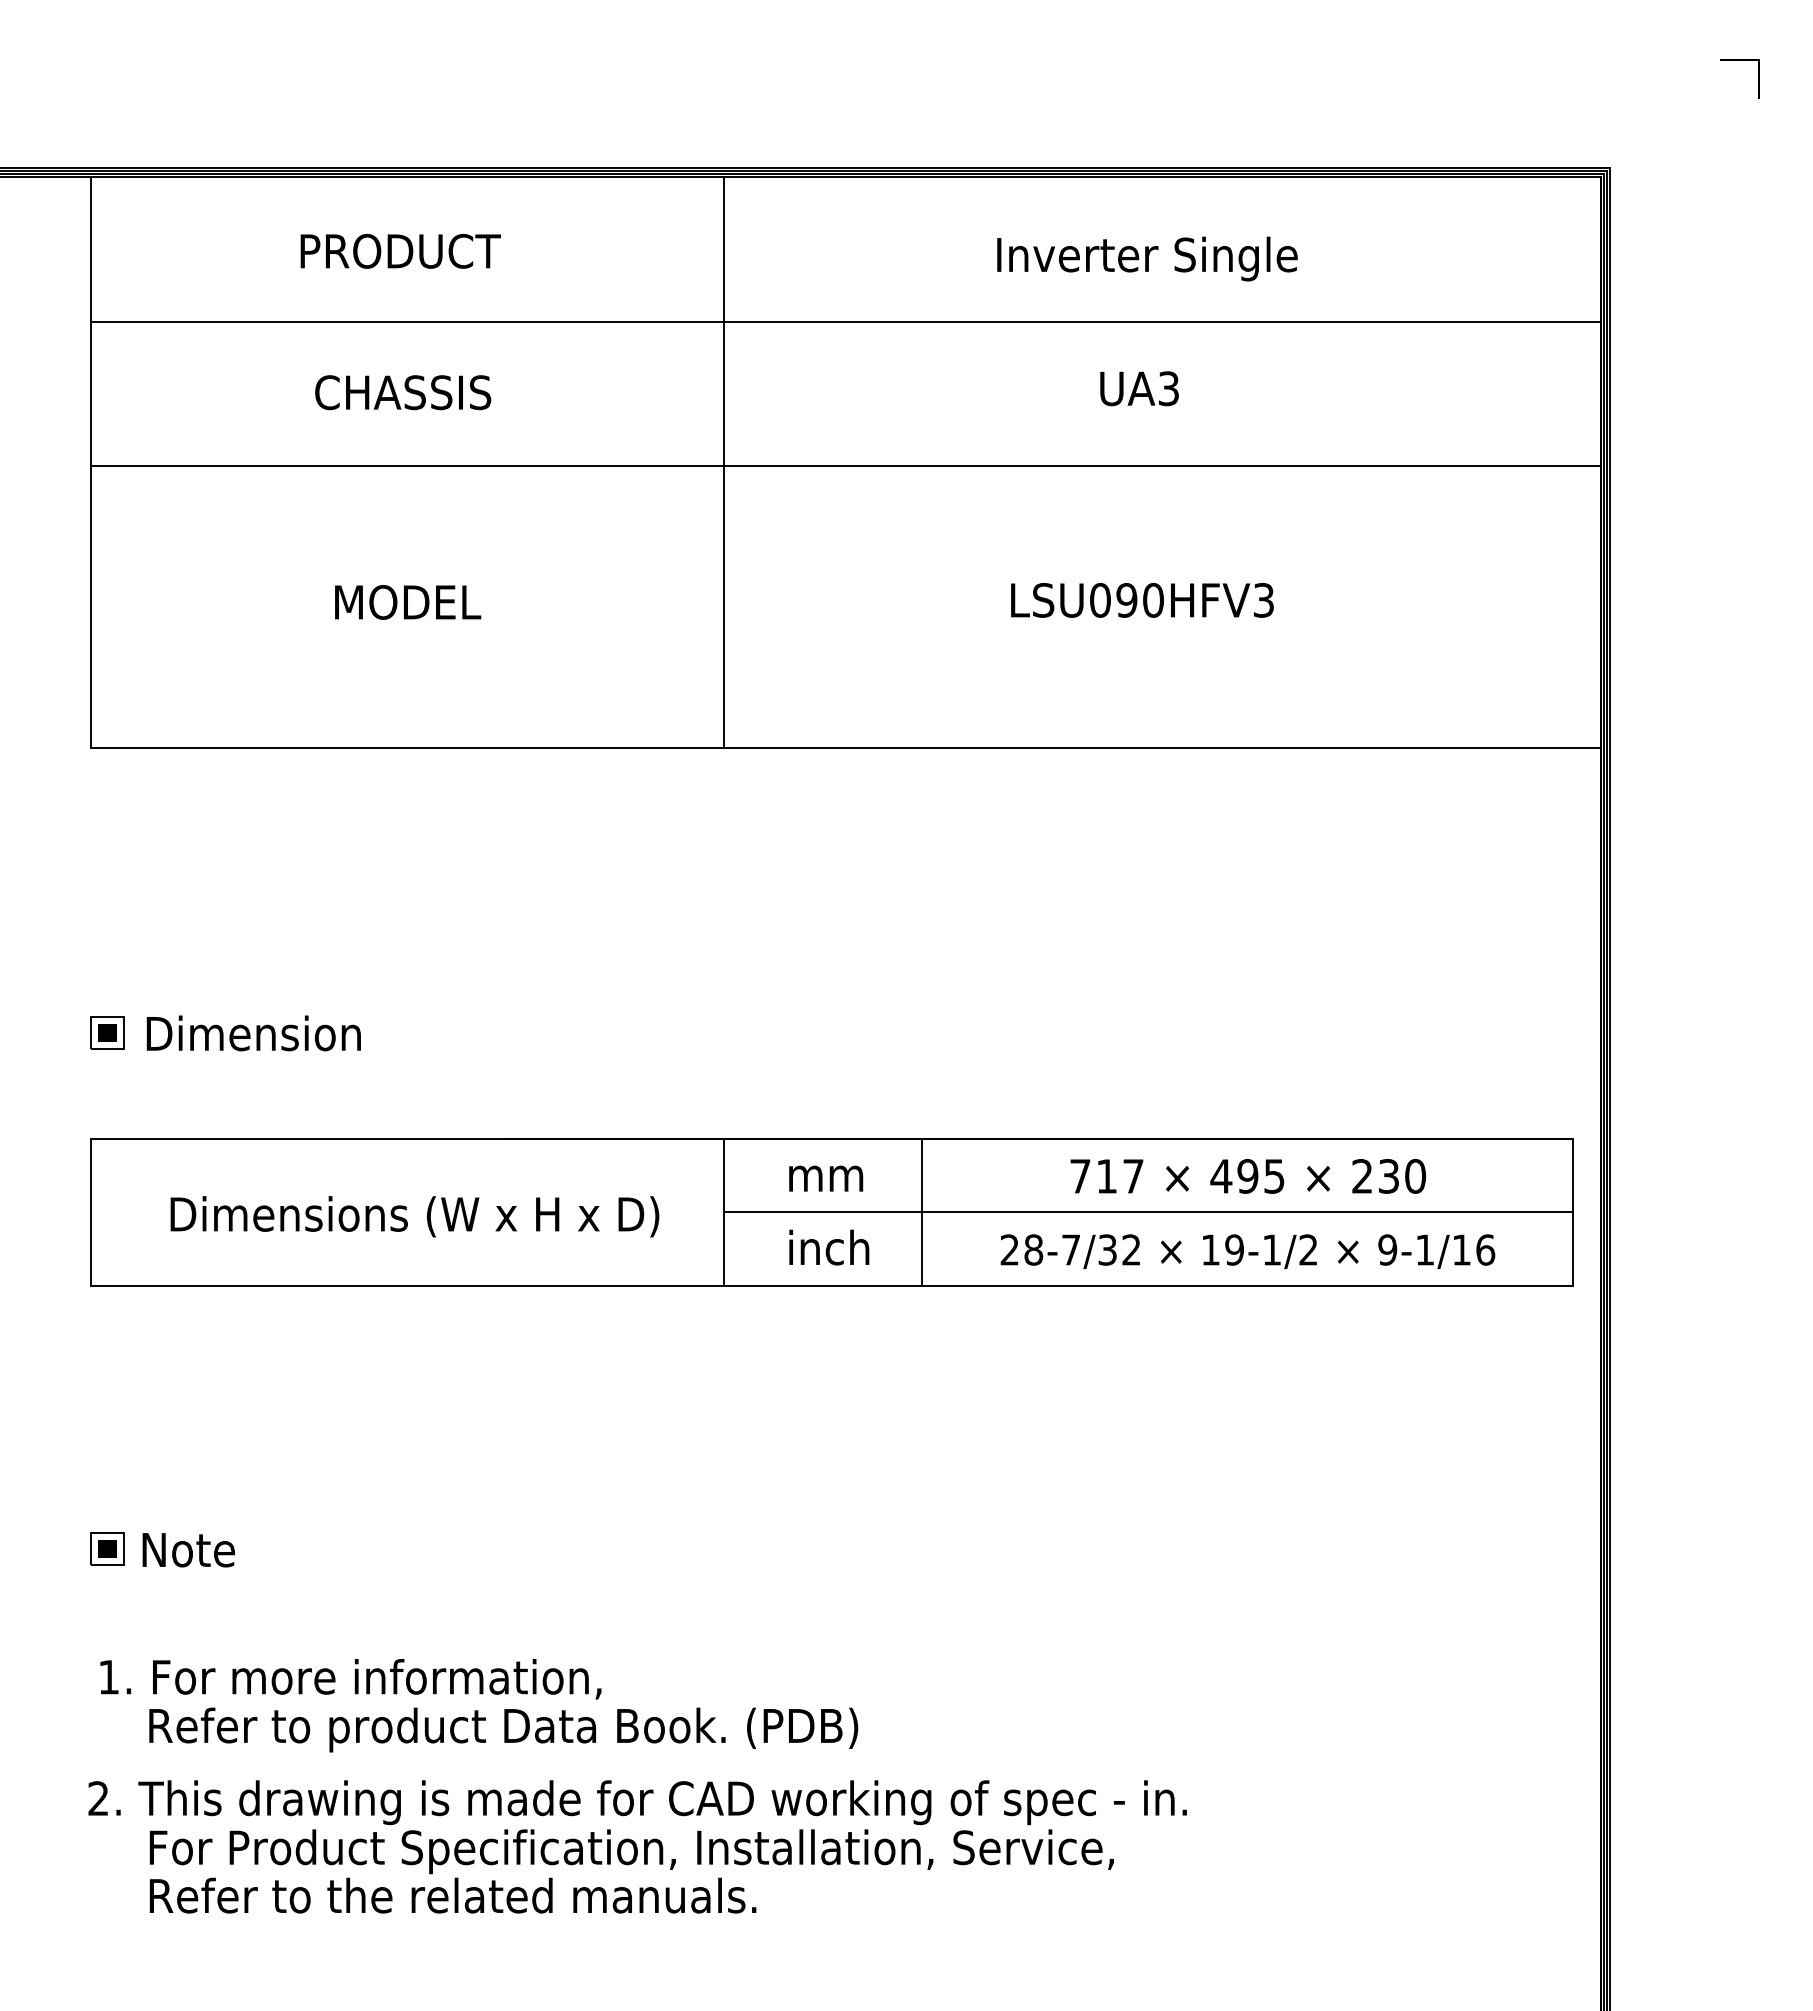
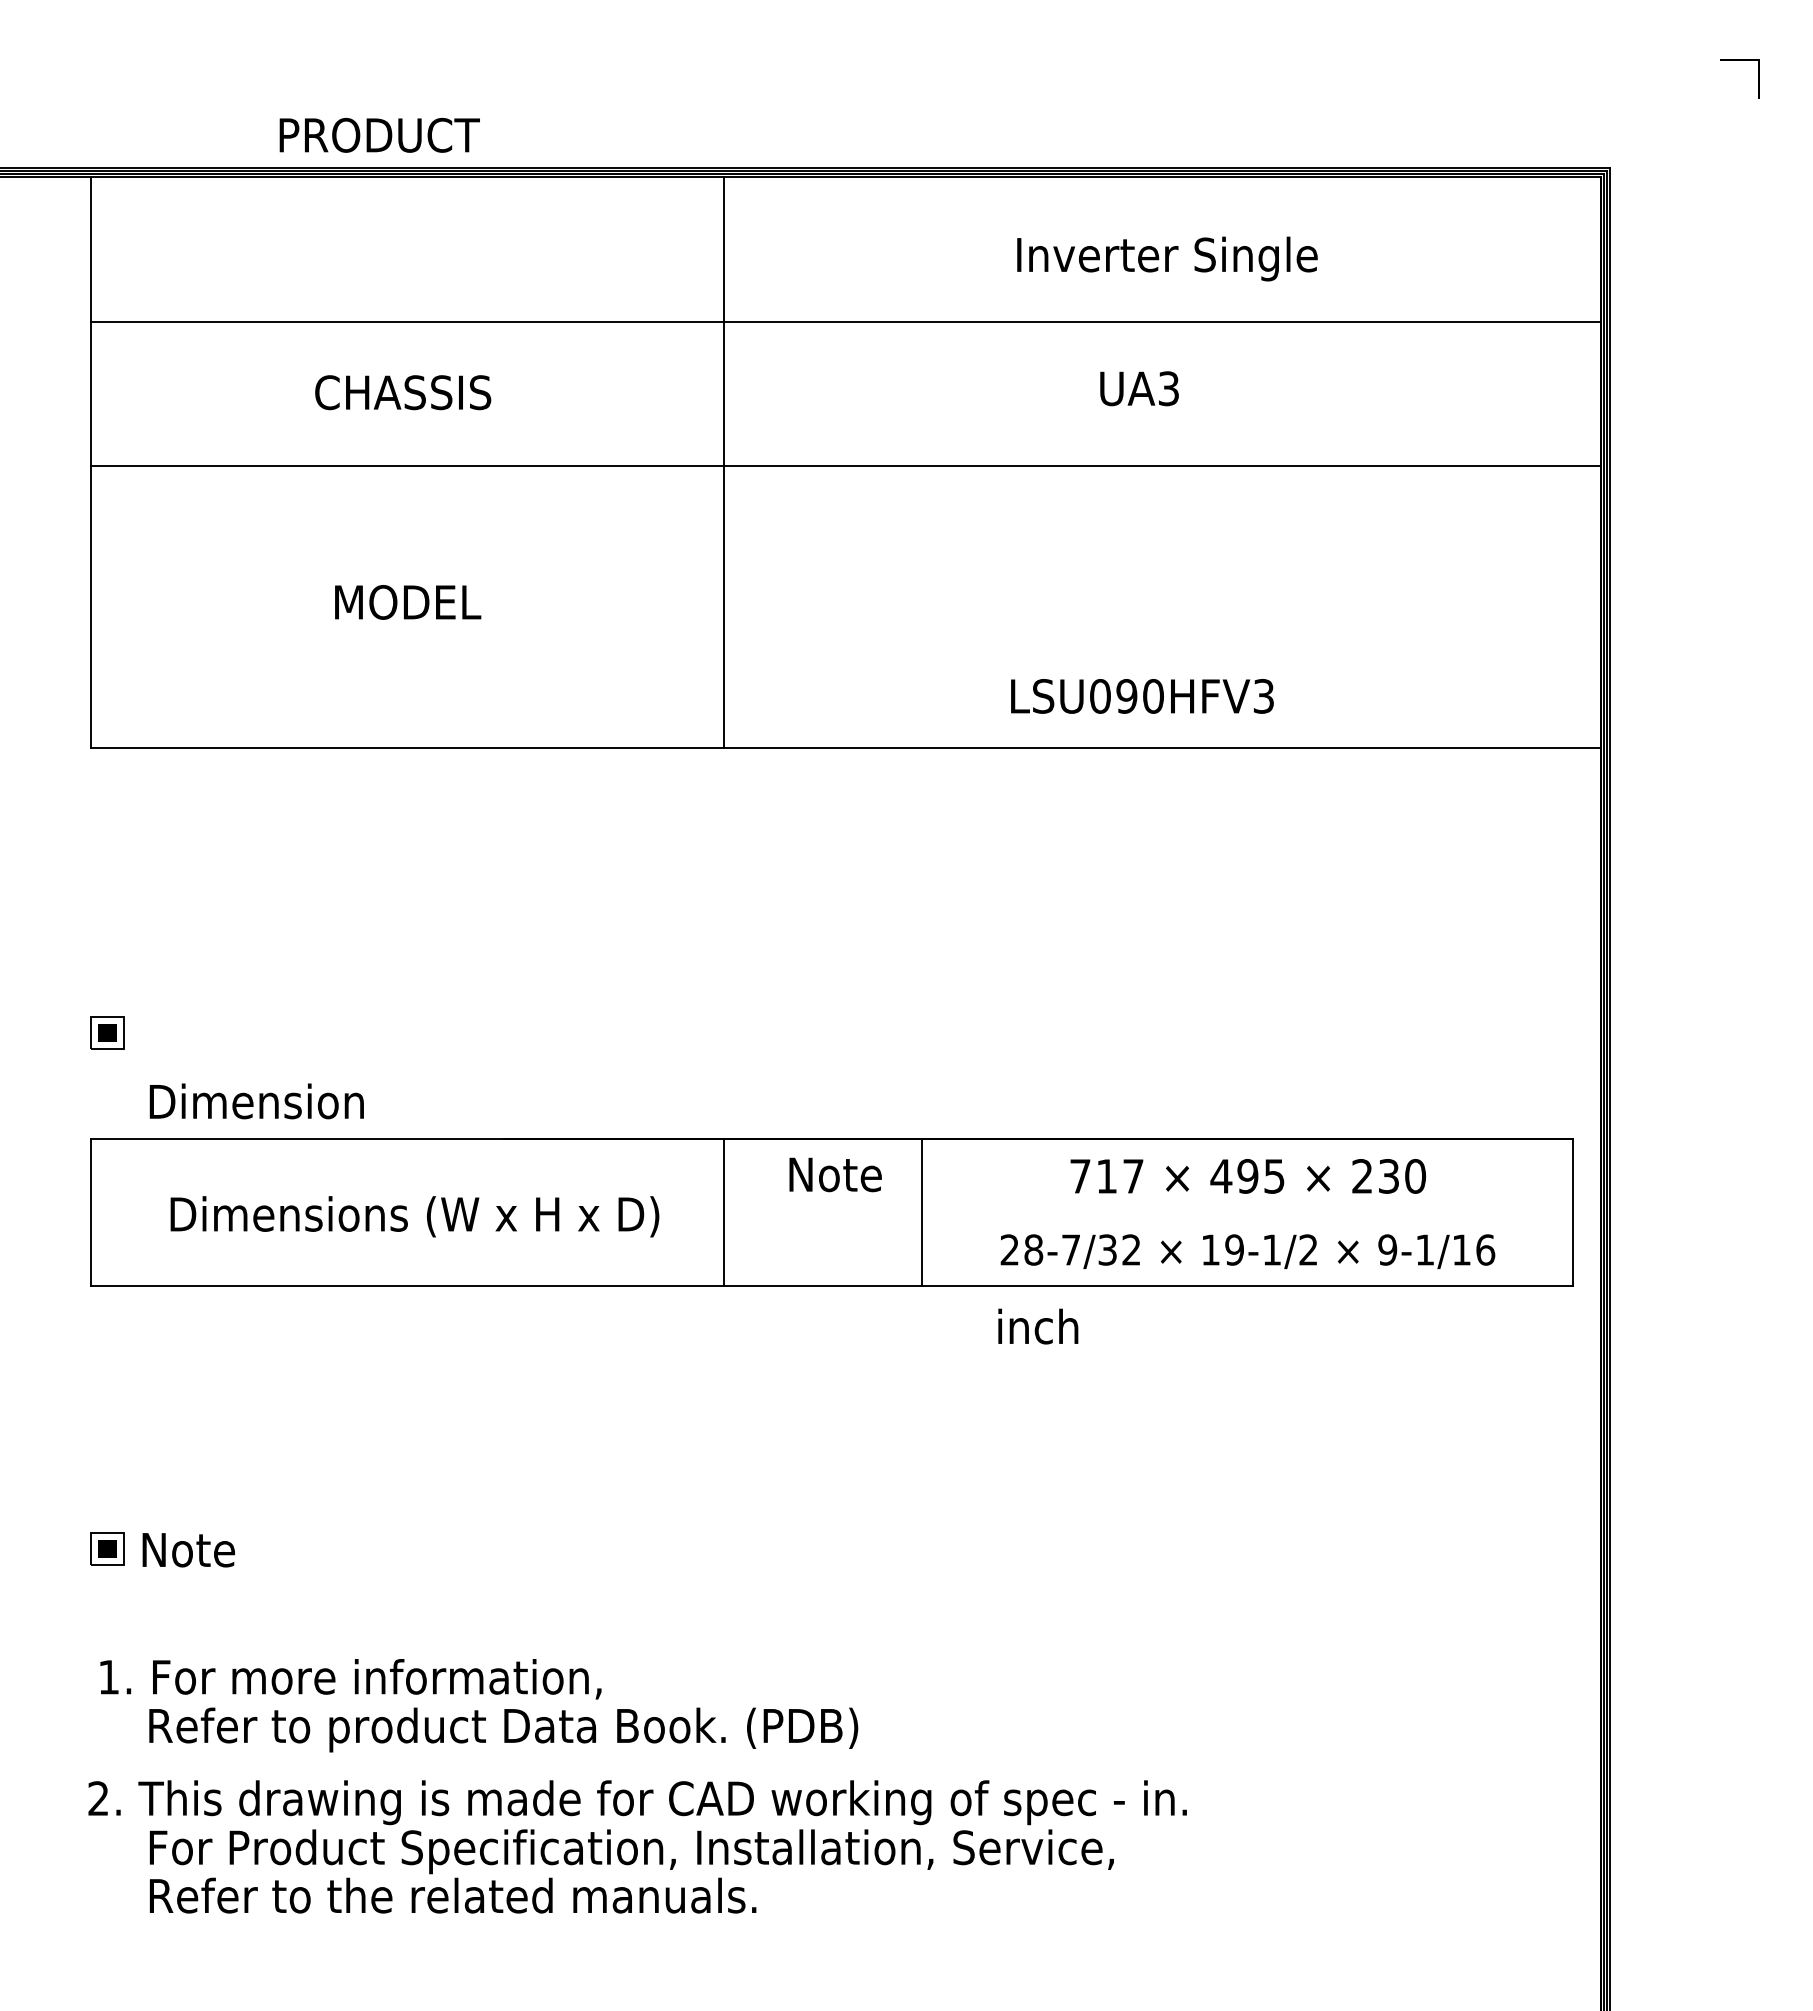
text position: (400, 250) -> (379, 134) (379, 134)
text position: (1147, 258) -> (1167, 258) (1167, 258)
text position: (1142, 600) -> (1142, 696) (1142, 696)
text position: (253, 1033) -> (256, 1101) (256, 1101)
text: mm -> Note (835, 1174)
line: present -> none (1148, 1212)
text position: (829, 1247) -> (1038, 1326) (1038, 1326)
